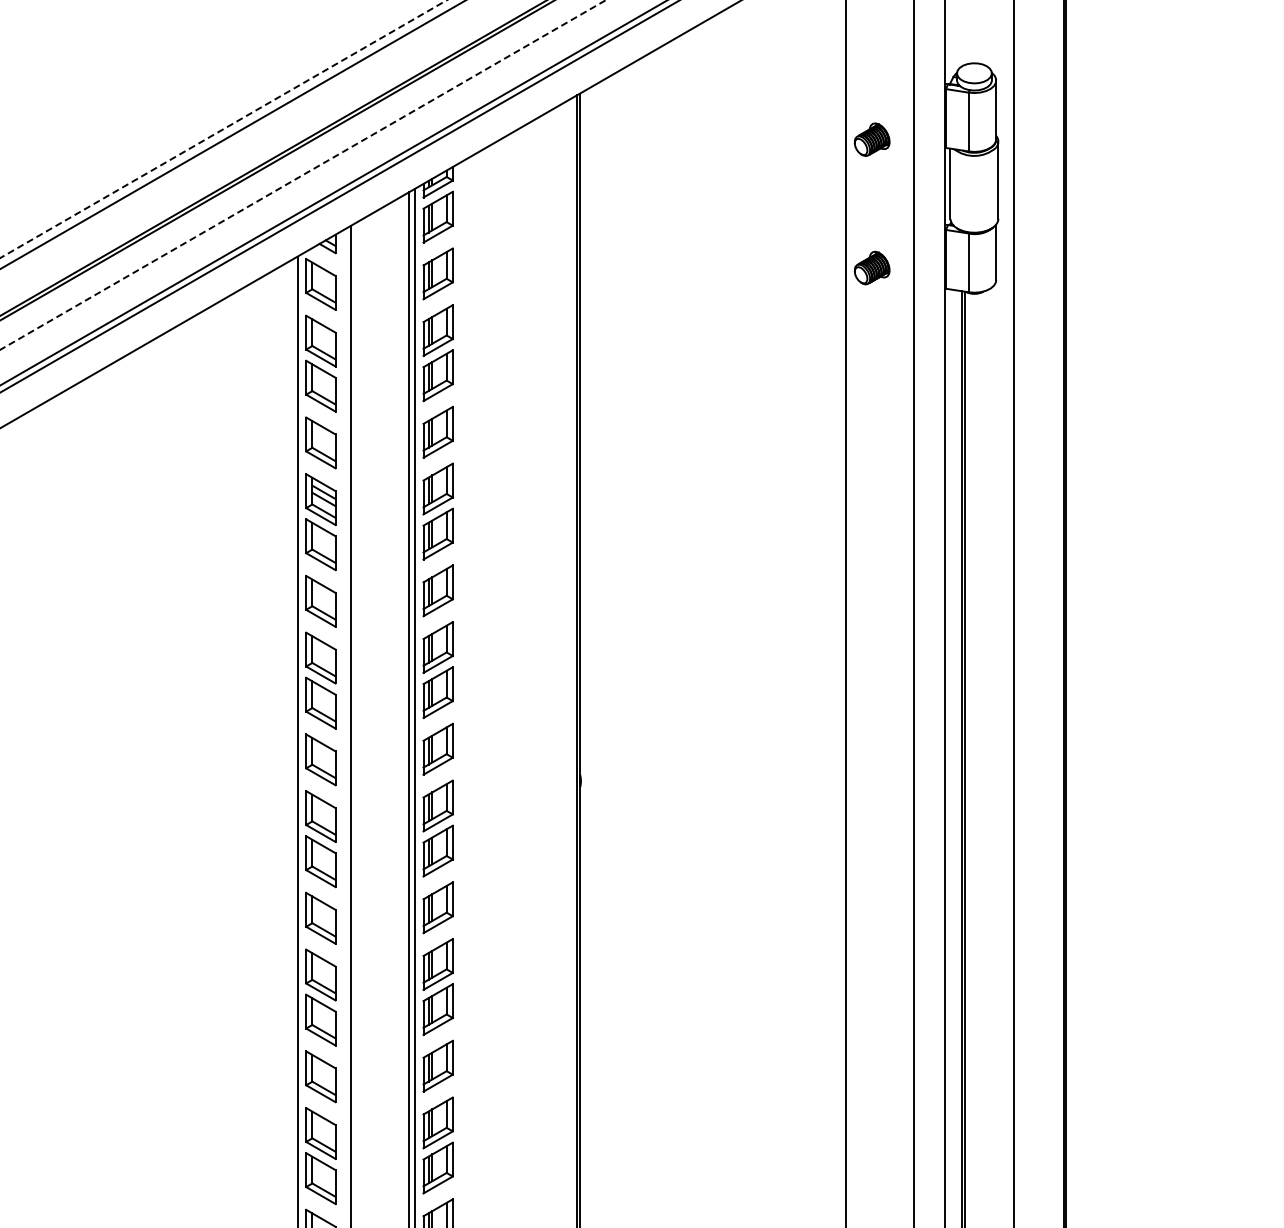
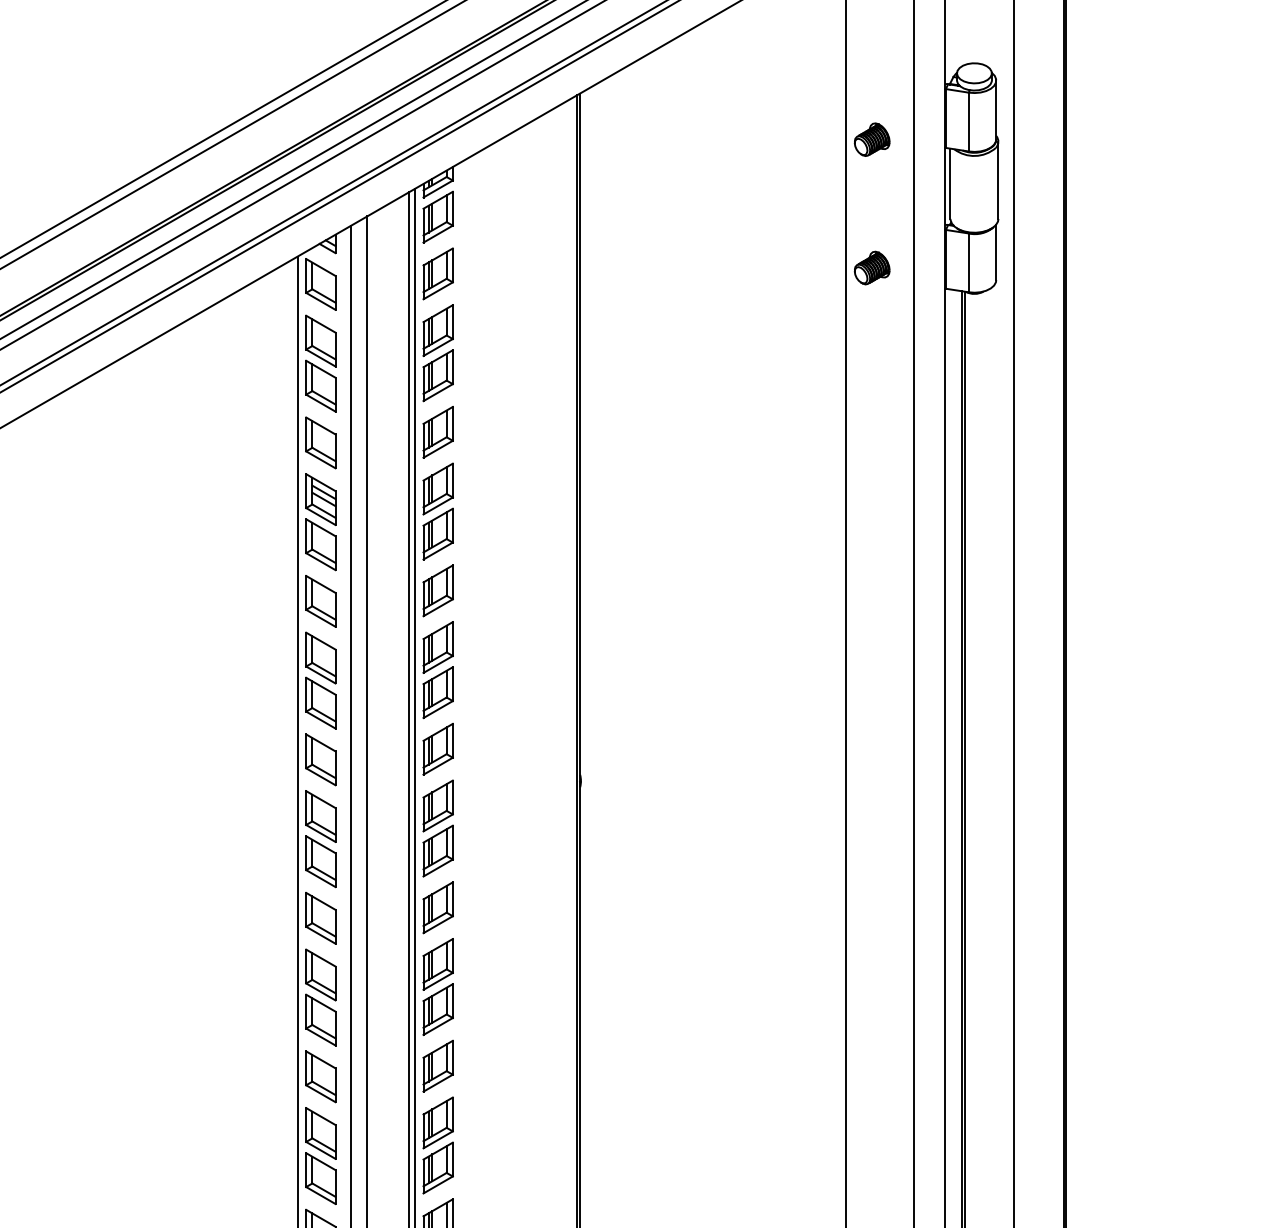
line: dashed -> solid (224, 128)
line: none -> present (292, 169)
line: dashed -> solid (303, 174)
line: none -> present (367, 720)
